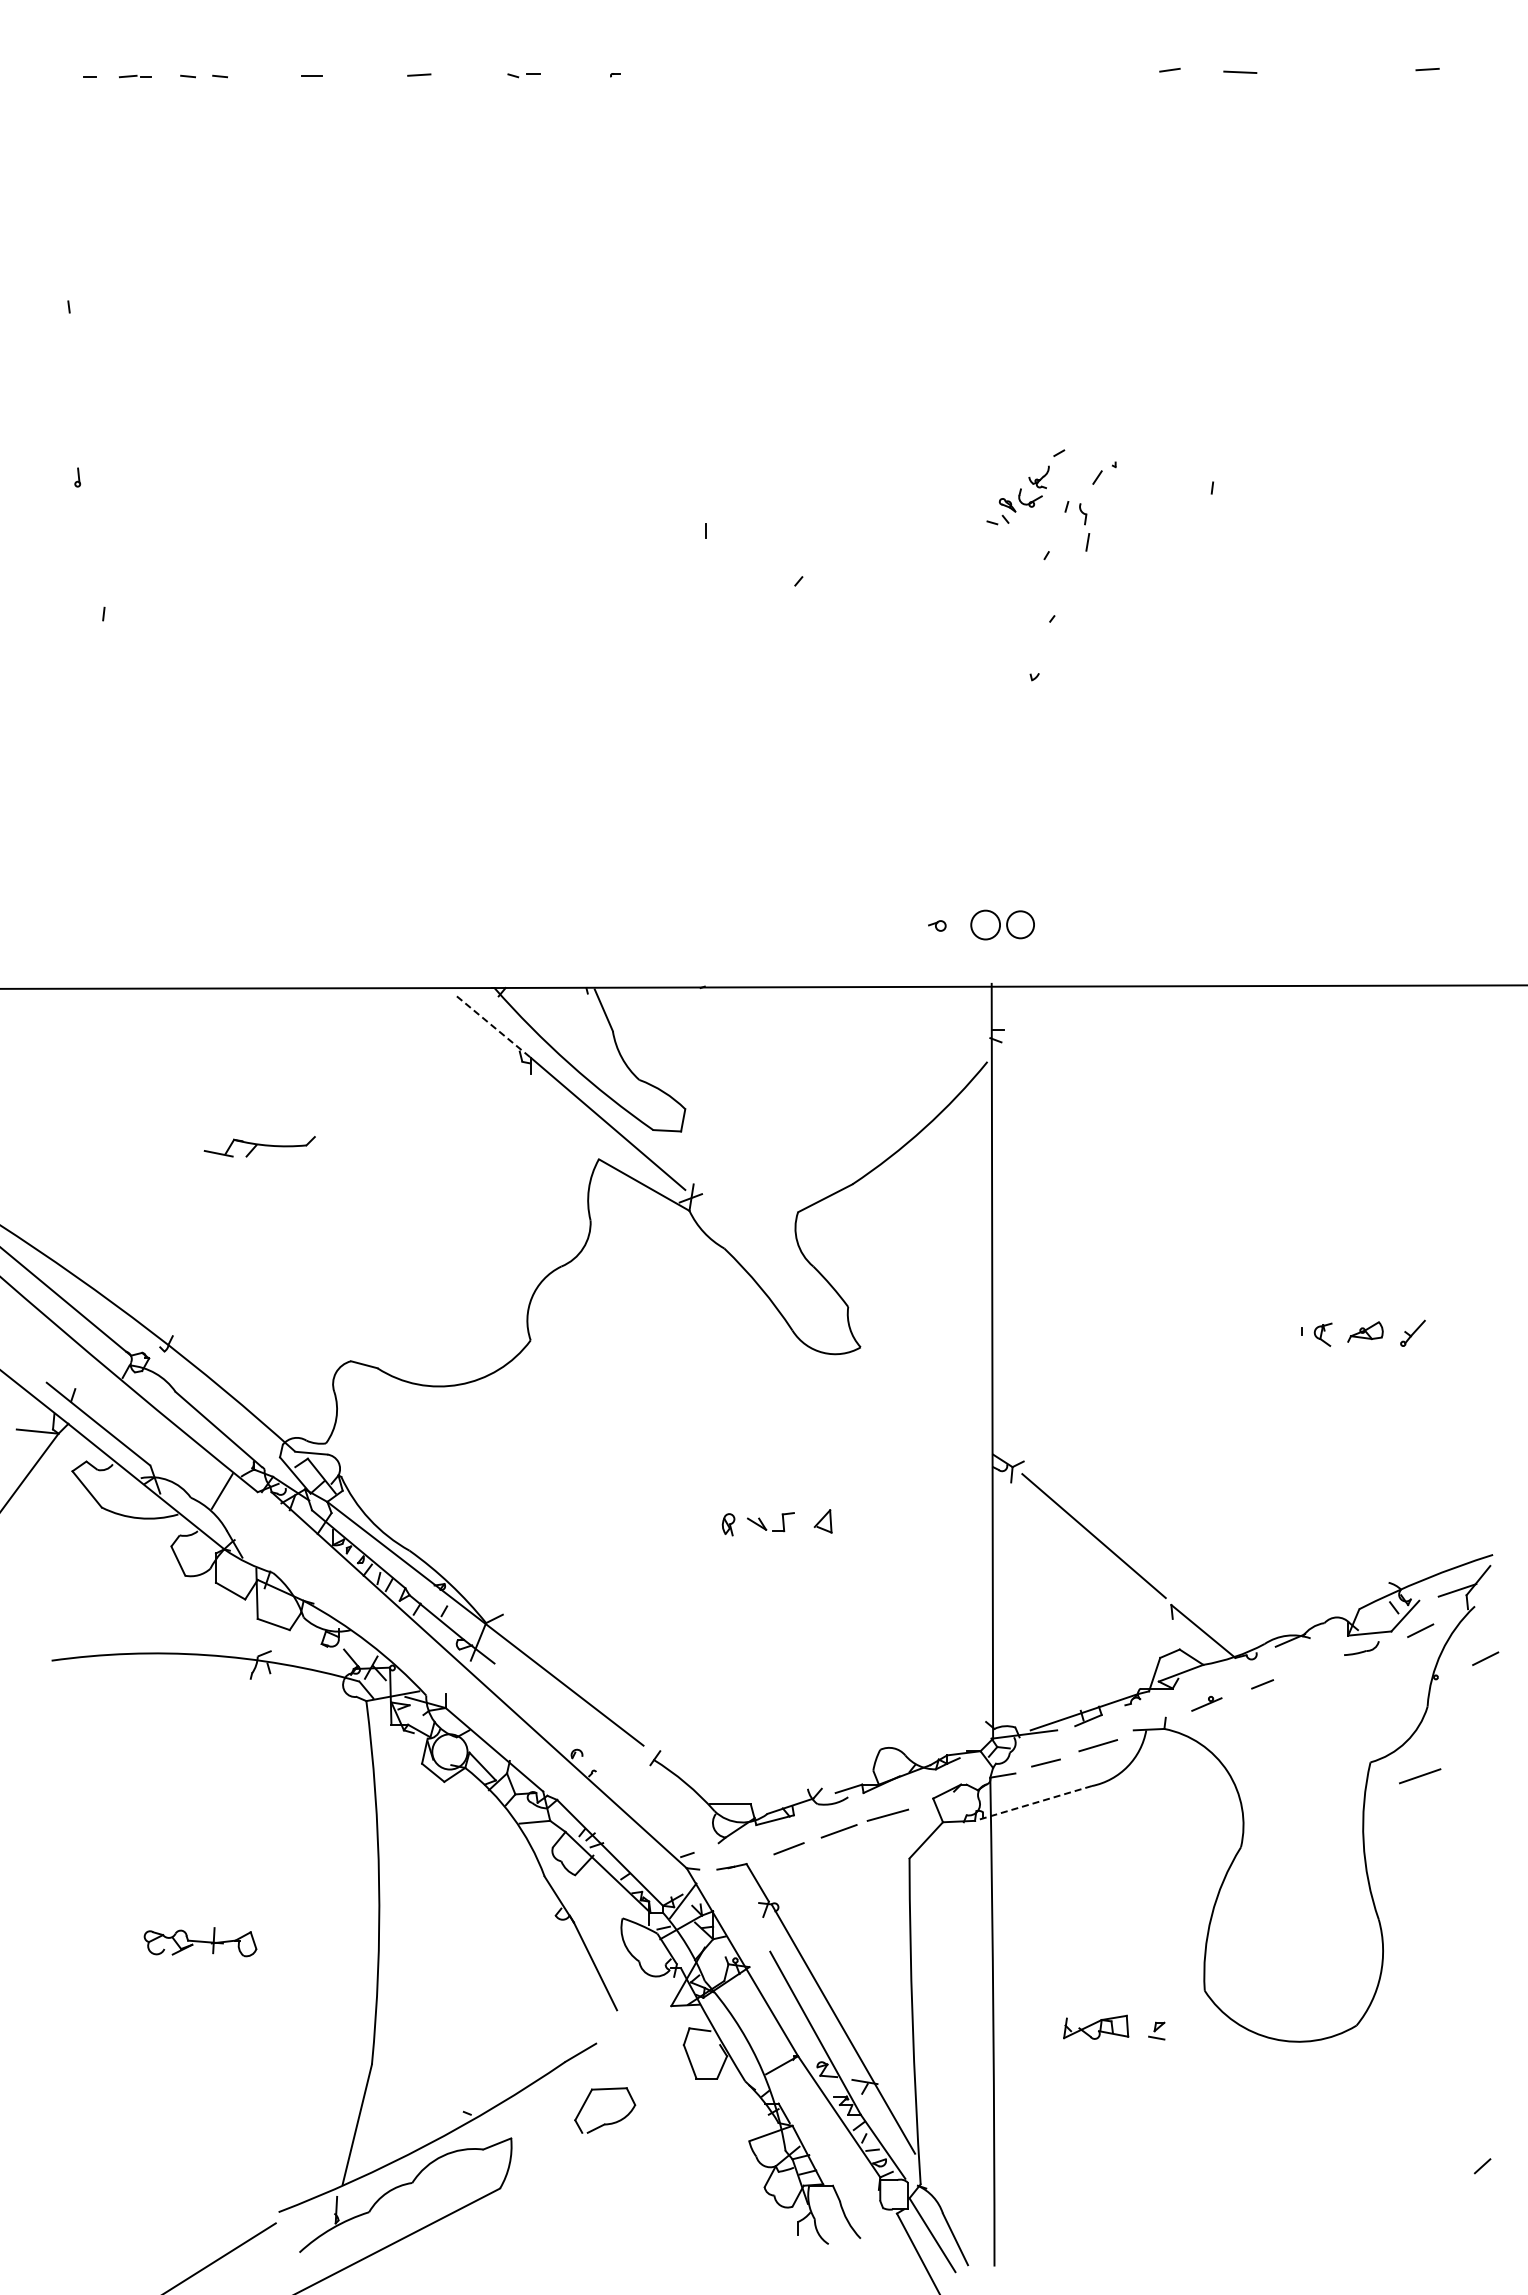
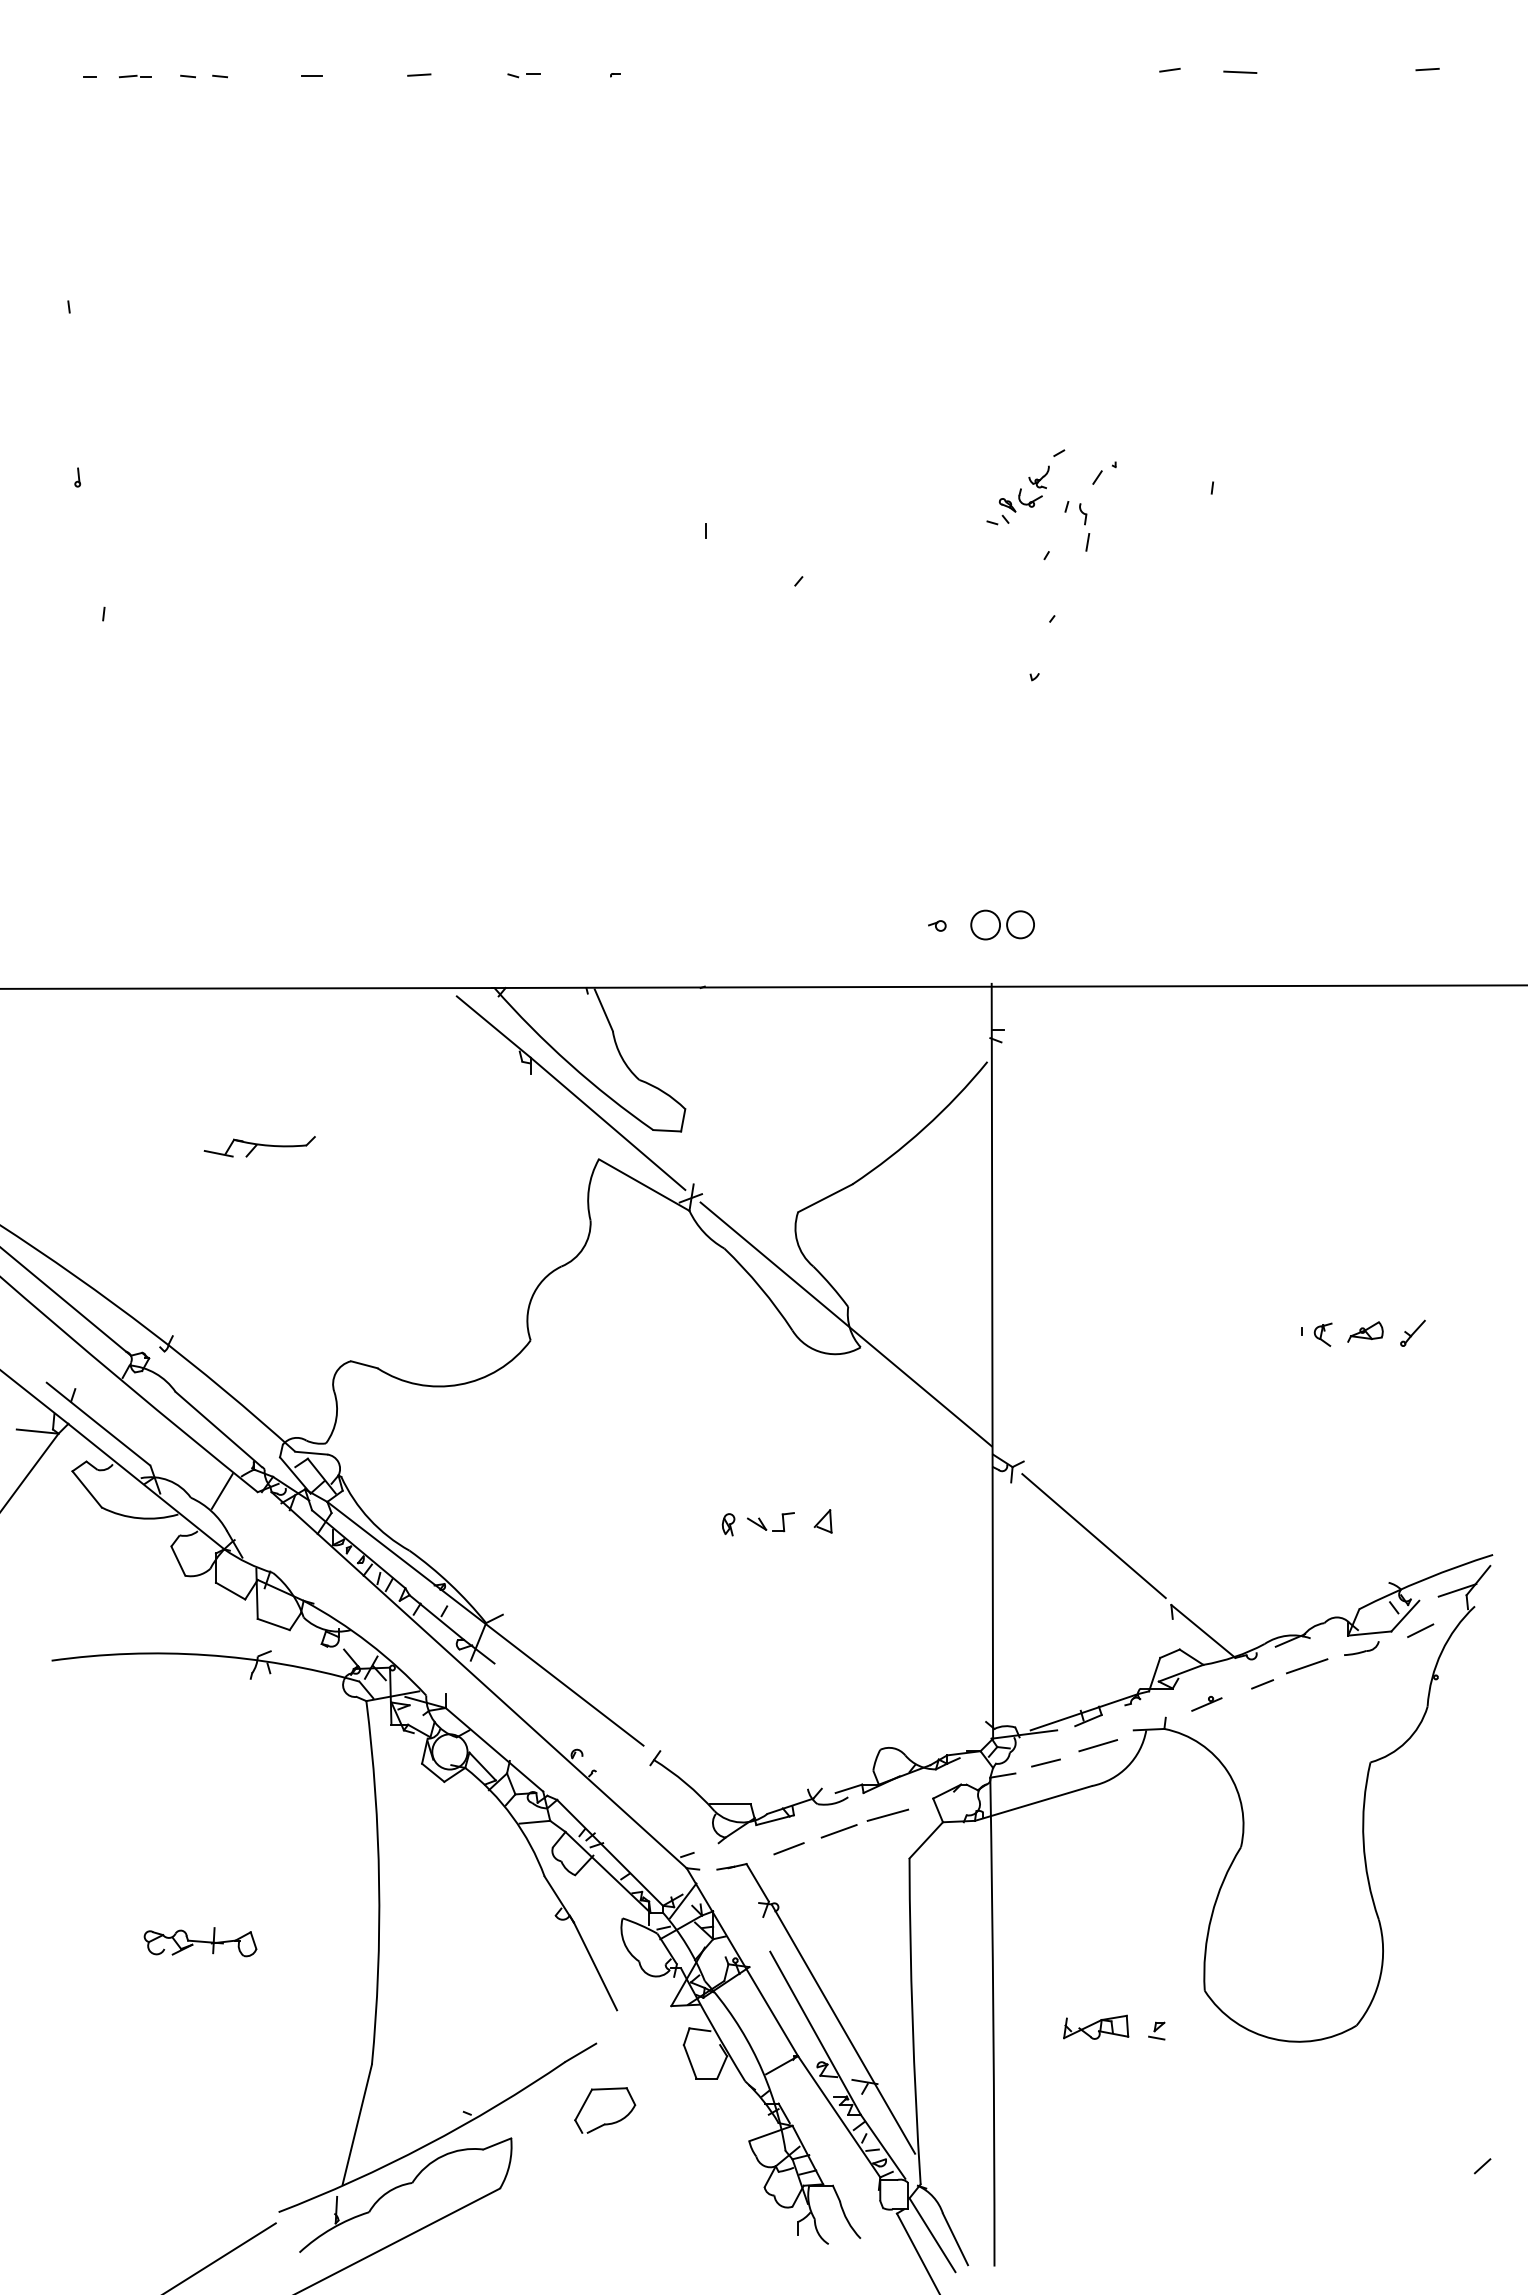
line: dashed -> solid (493, 1027)
line: none -> present (845, 1324)
line: present -> none (1485, 1658)
line position: (1420, 1776) -> (1307, 1666) (1307, 1666)
line: dashed -> solid (1033, 1803)
